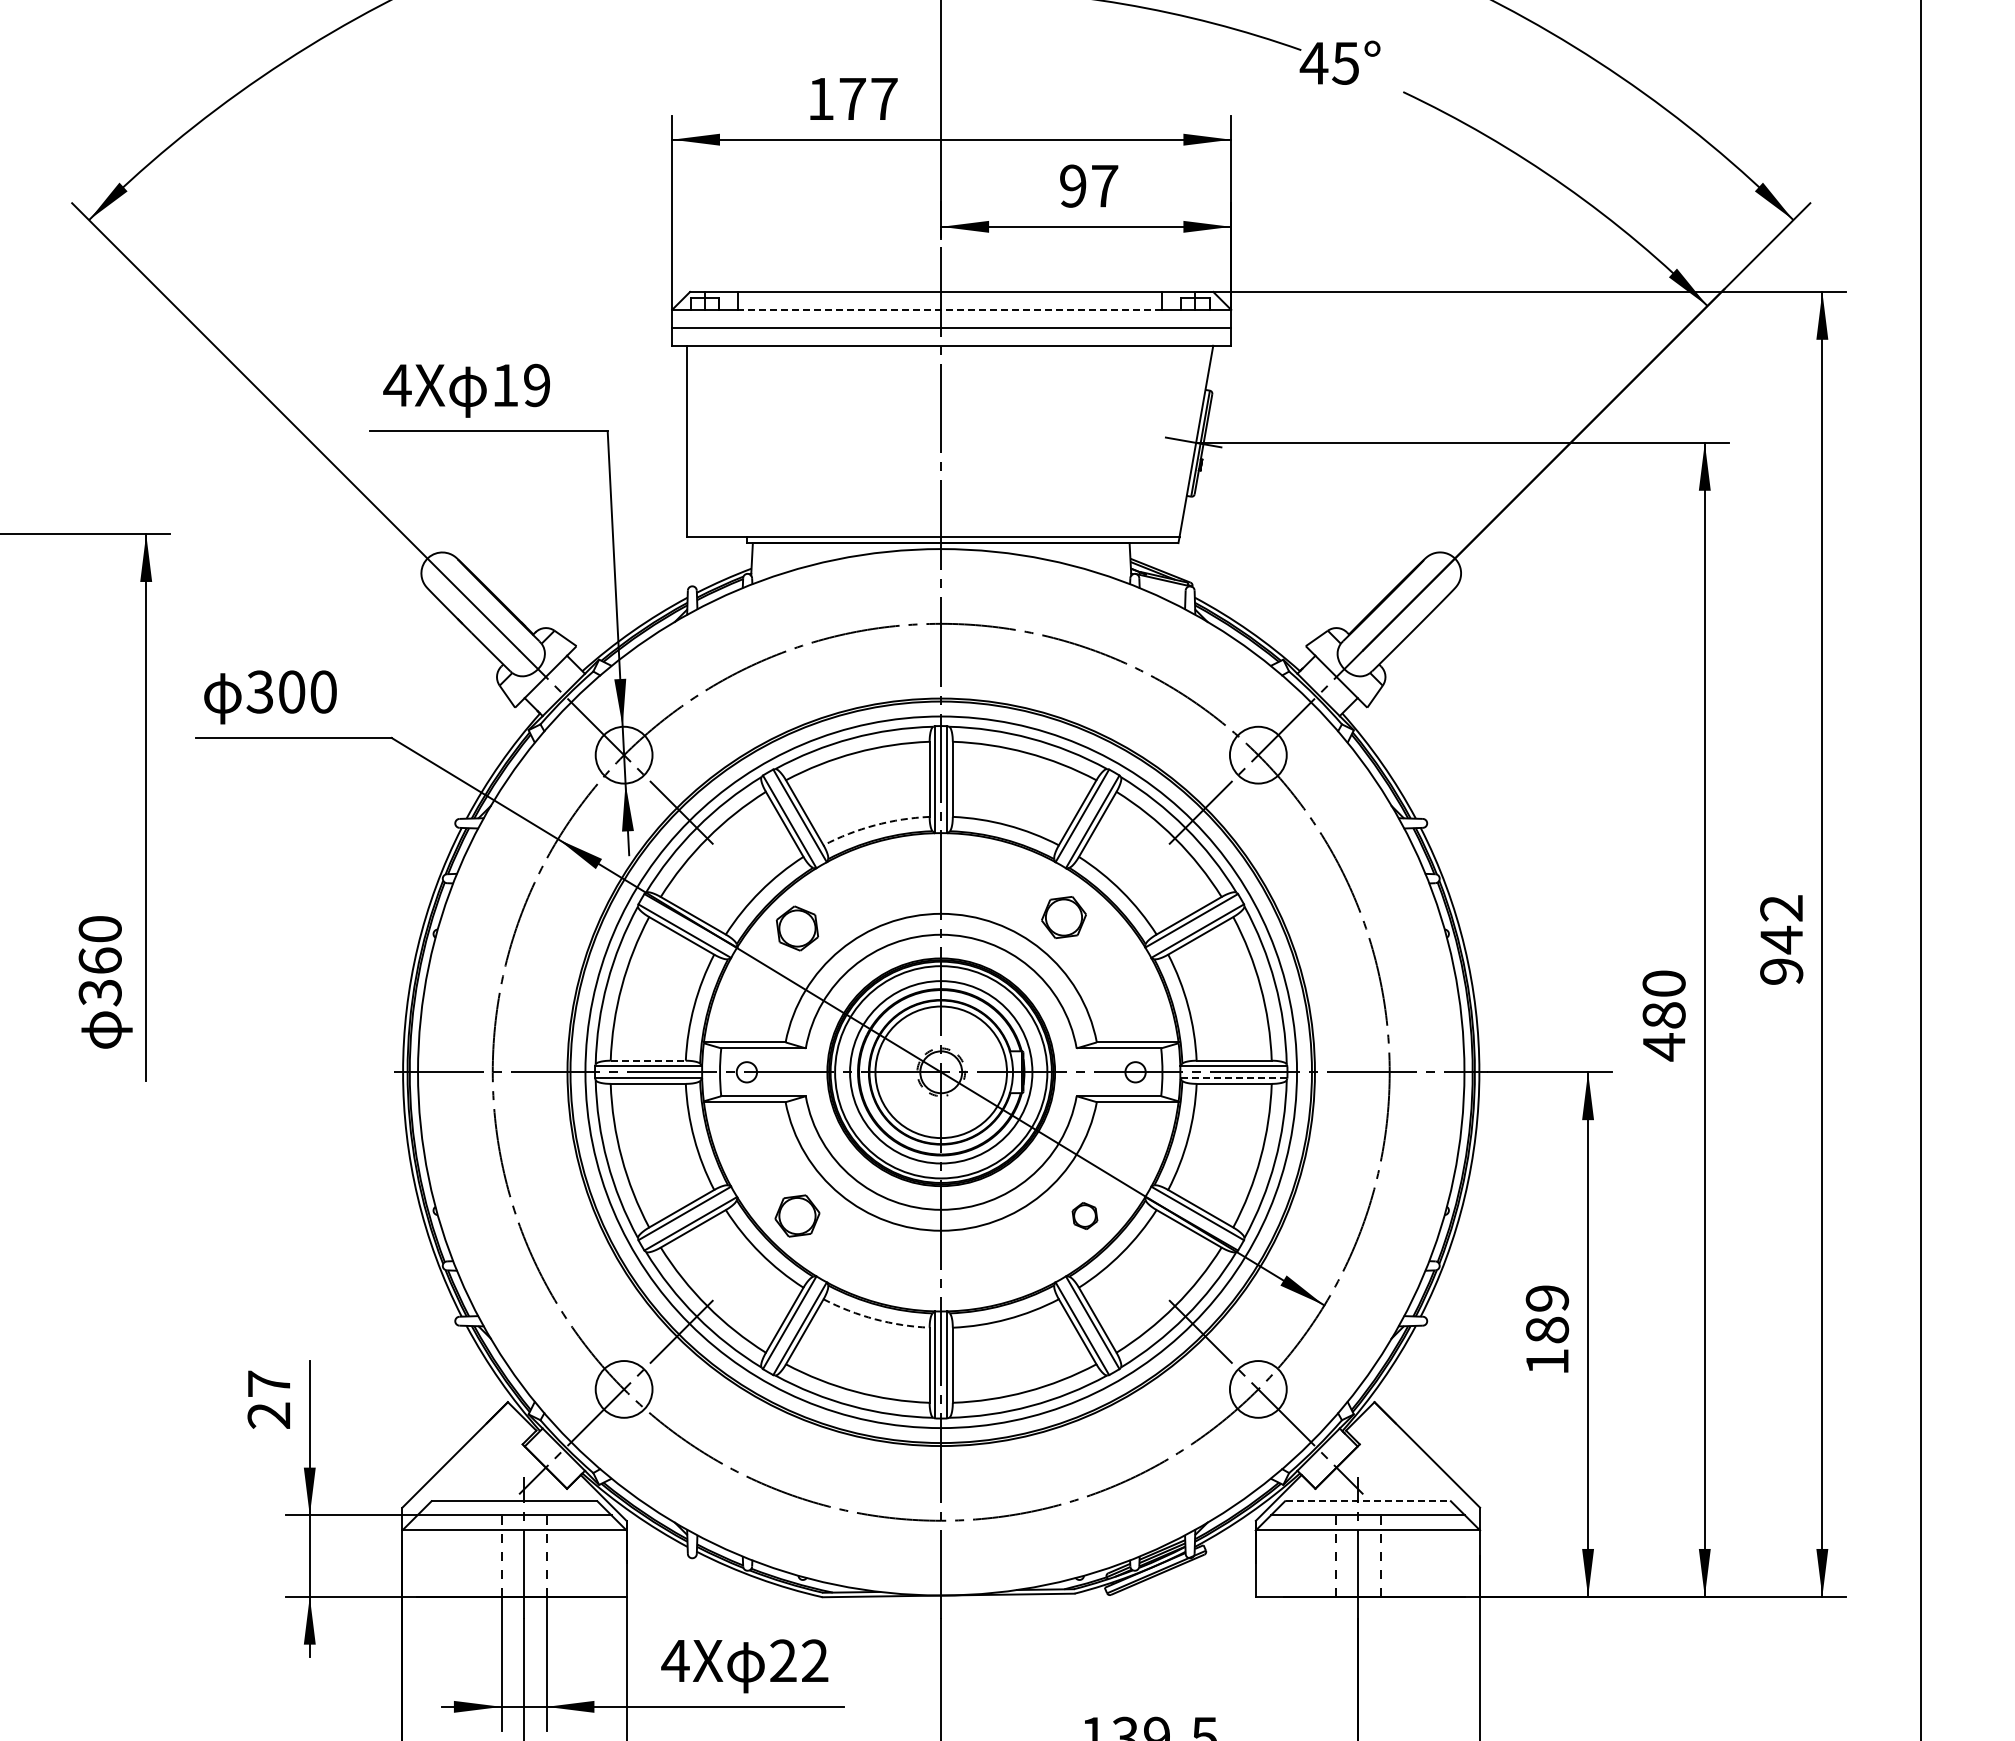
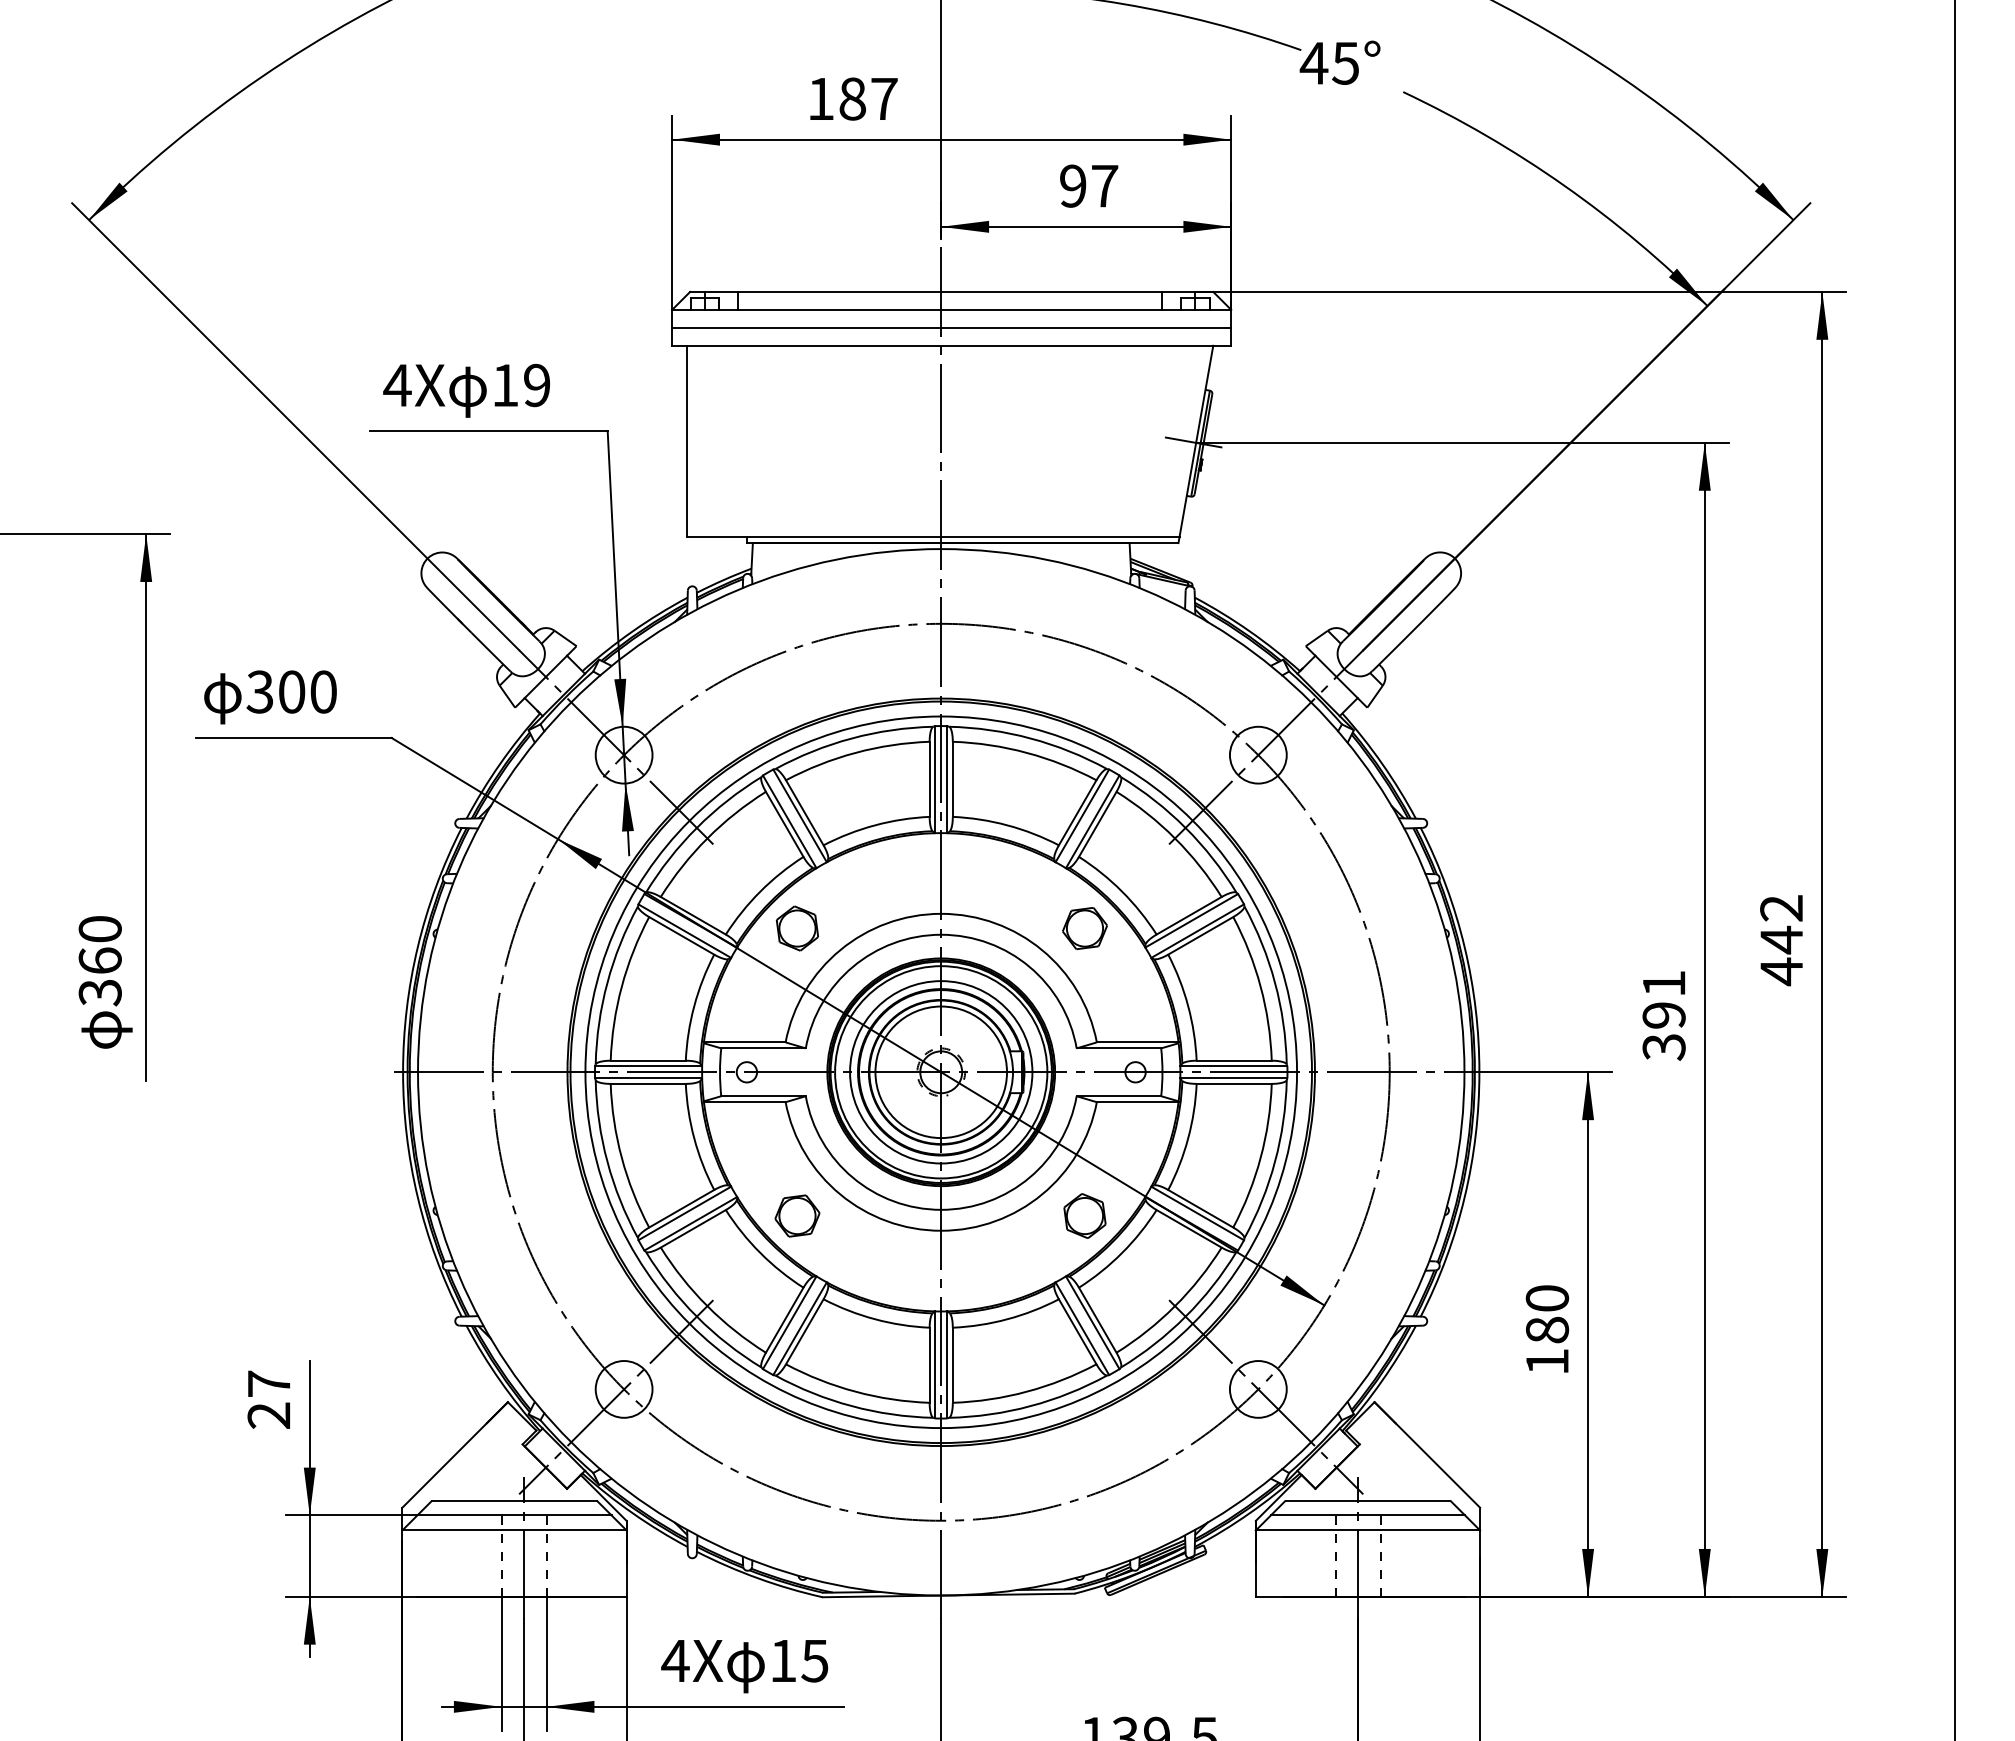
text: 177 -> 187 (852, 98)
line: dashed -> solid (949, 309)
arc: dashed -> solid (875, 825)
line position: (1920, 869) -> (1954, 869) (1954, 869)
part position: (1063, 917) -> (1084, 928) (1084, 928)
text: 942 -> 442 (1781, 971)
text: 480 -> 391 (1663, 1015)
line: dashed -> solid (648, 1060)
line: dashed -> solid (1233, 1078)
part size: 28x28 px -> 44x46 px (1084, 1215)
text: 189 -> 180 (1547, 1298)
arc: dashed -> solid (875, 1319)
line: dashed -> solid (1368, 1500)
text: 22 -> 15 (799, 1660)
